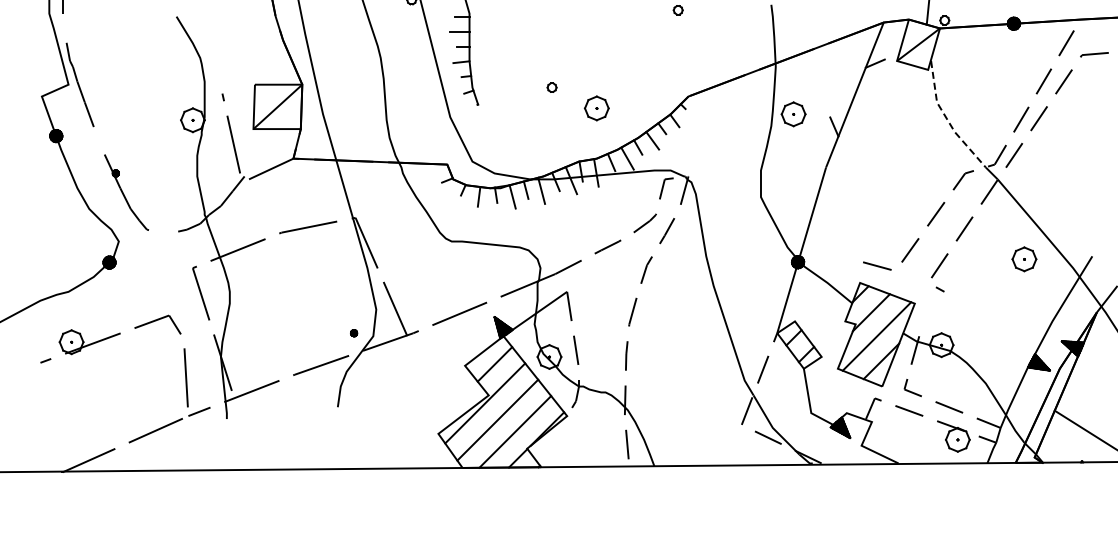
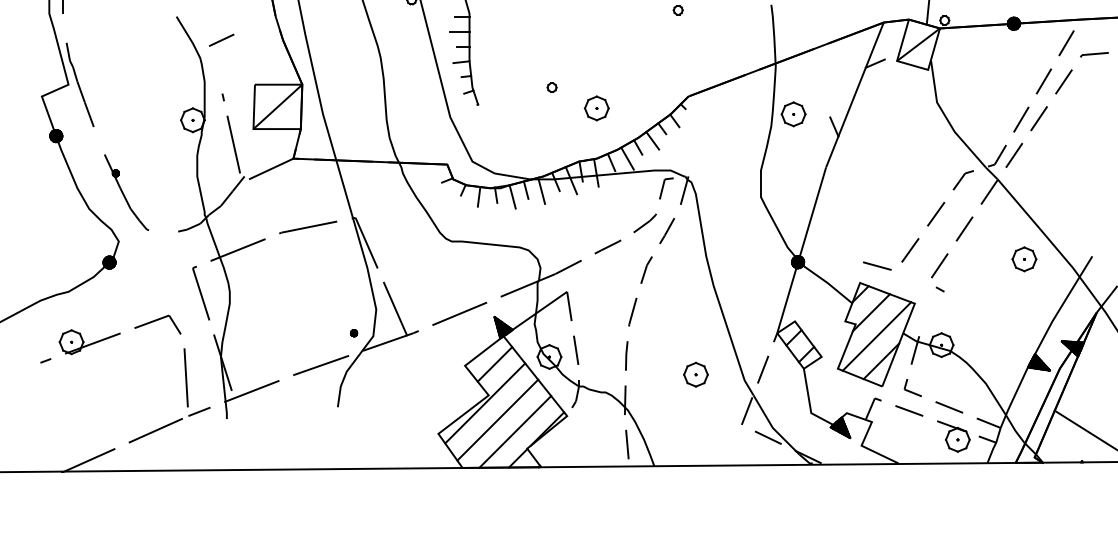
line: none -> present (221, 39)
line: dashed -> solid (947, 120)
part: none -> present (695, 374)
